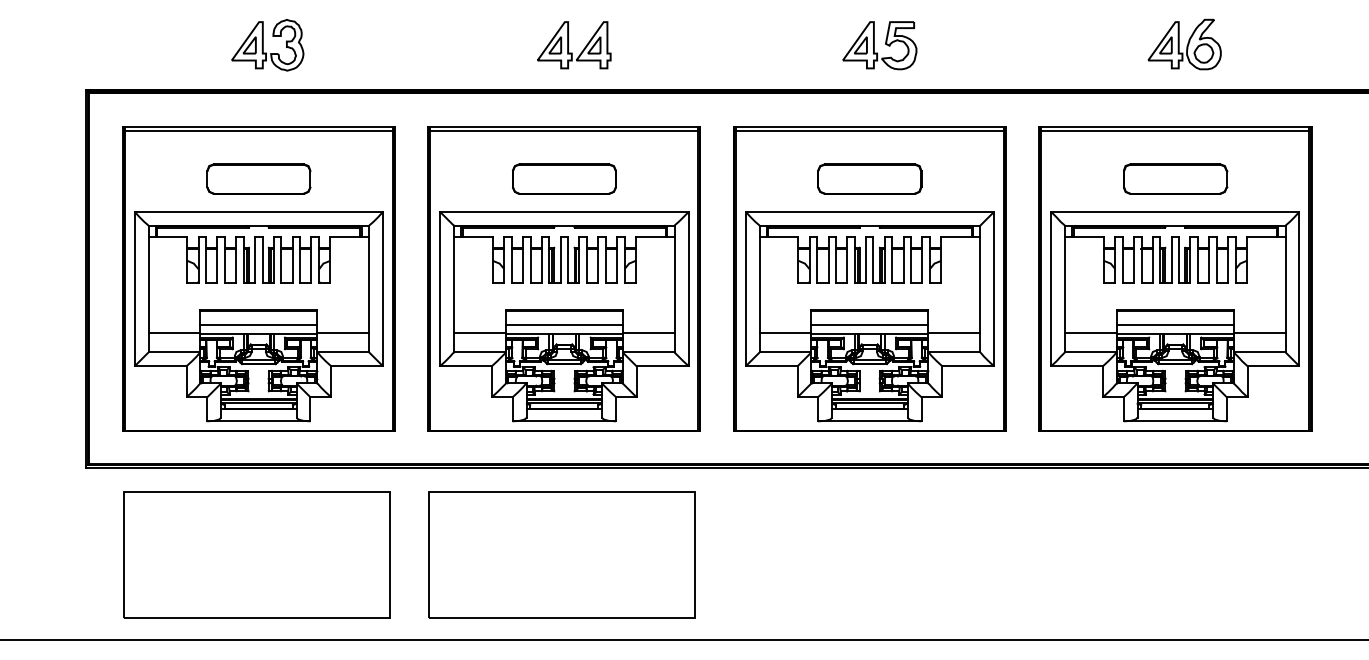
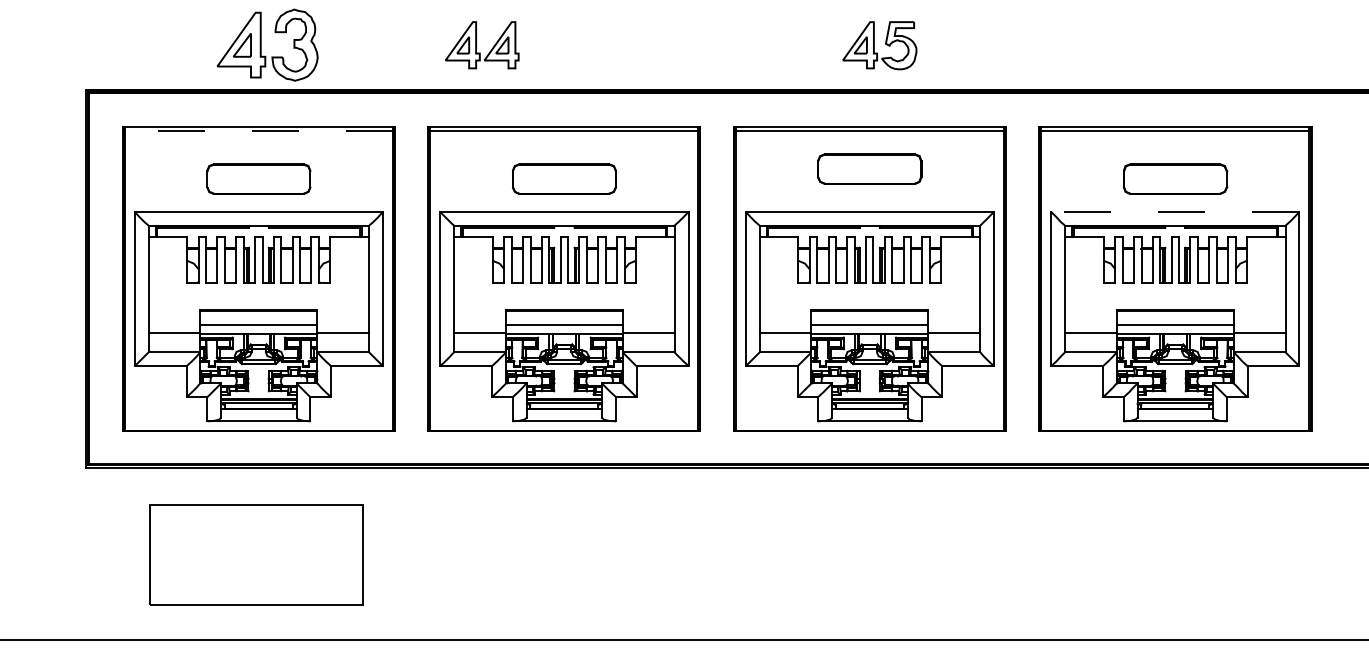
part: present -> none (1184, 44)
part size: 74x53 px -> 103x74 px (267, 44)
part position: (574, 45) -> (482, 45) (482, 45)
line: solid -> dashed (258, 131)
part position: (869, 178) -> (869, 168) (869, 168)
line: solid -> dashed (1174, 211)
part size: 268x128 px -> 215x102 px (256, 554)
part: present -> none (561, 554)
